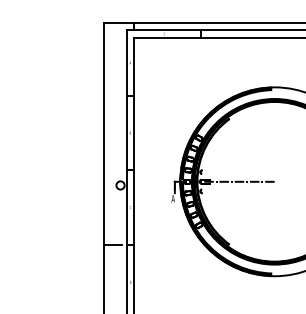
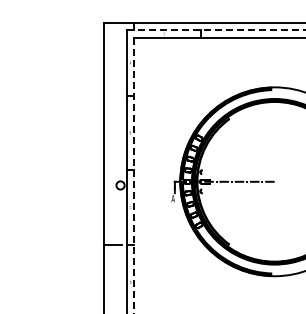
line: solid -> dashed (216, 30)
line: solid -> dashed (134, 175)
